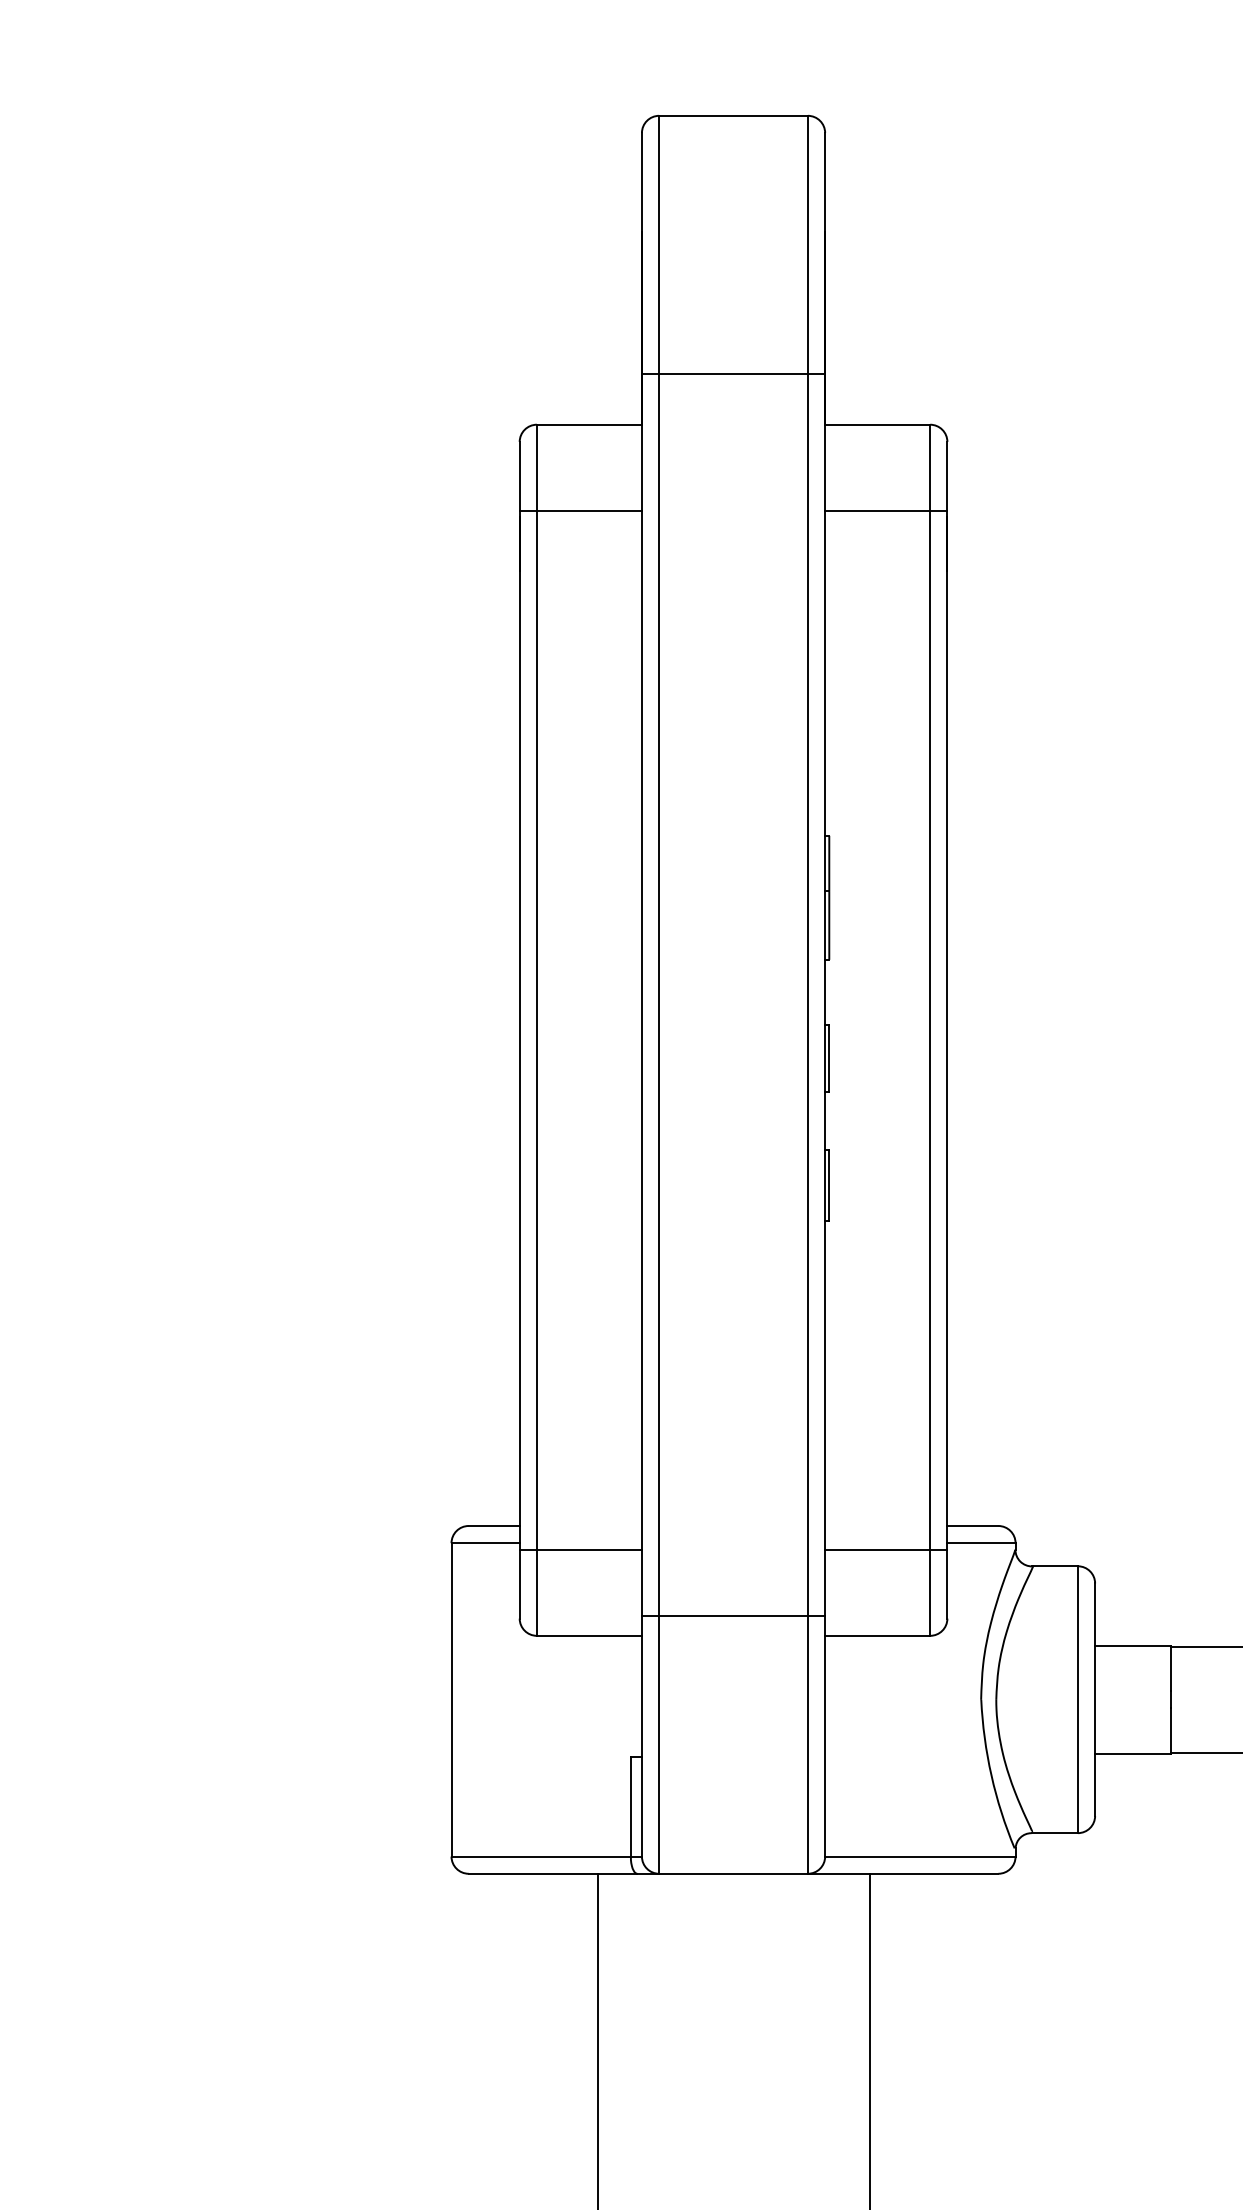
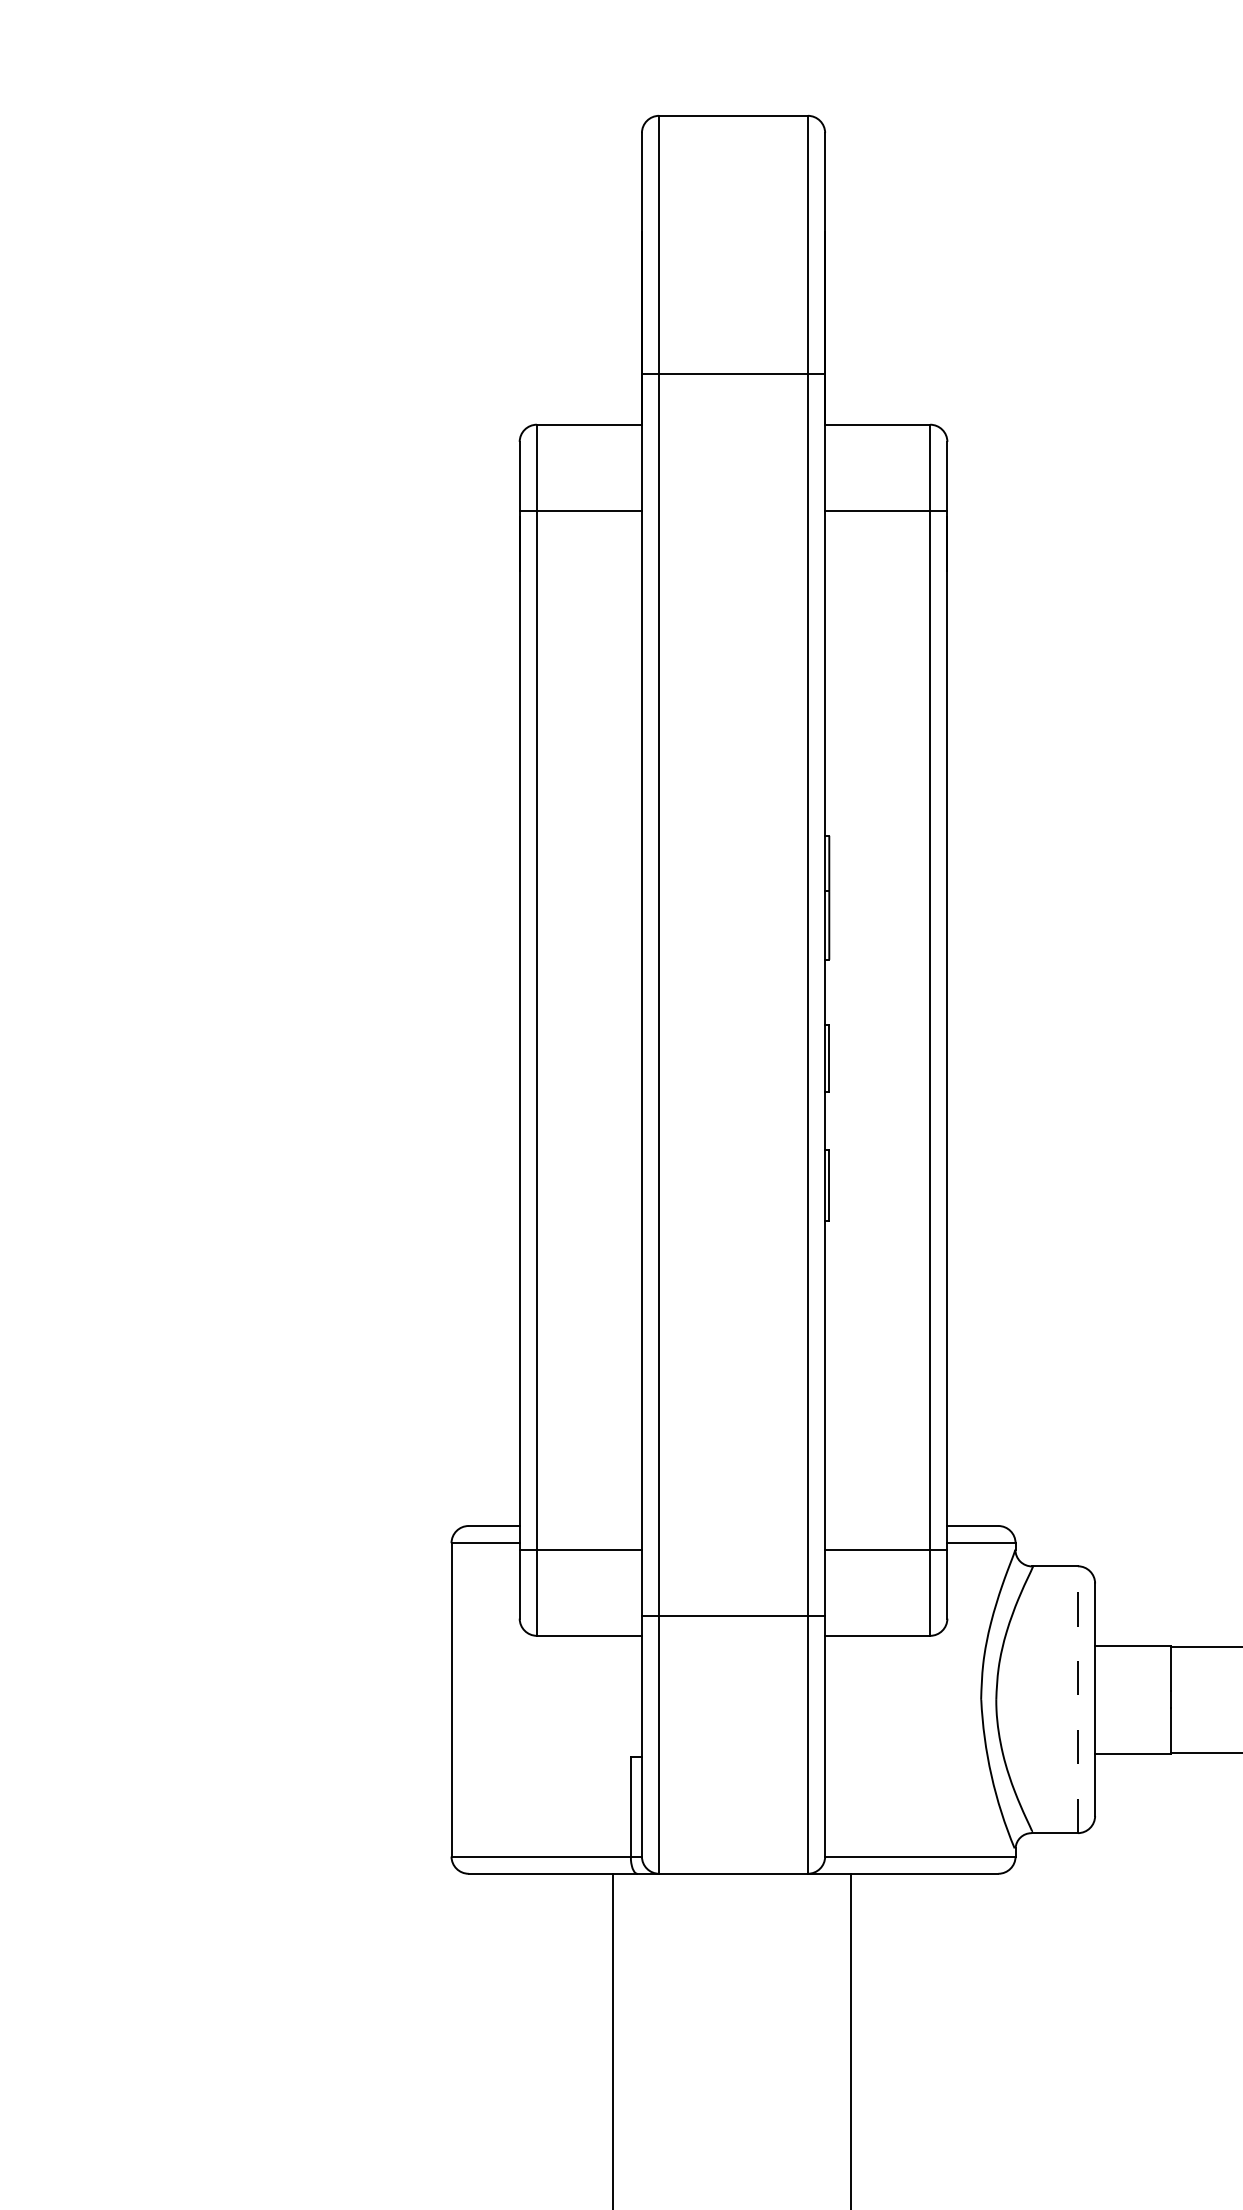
line: solid -> dashed (1077, 1699)
line position: (597, 2039) -> (612, 2039) (612, 2039)
line position: (869, 2039) -> (850, 2039) (850, 2039)
